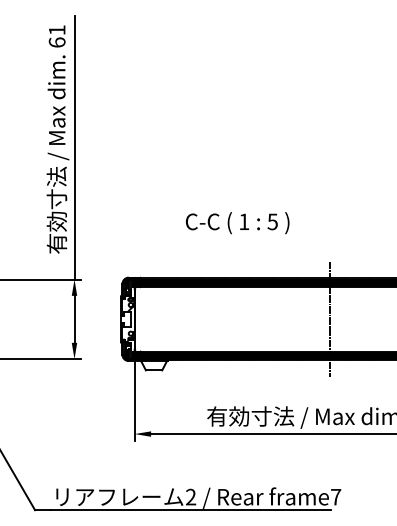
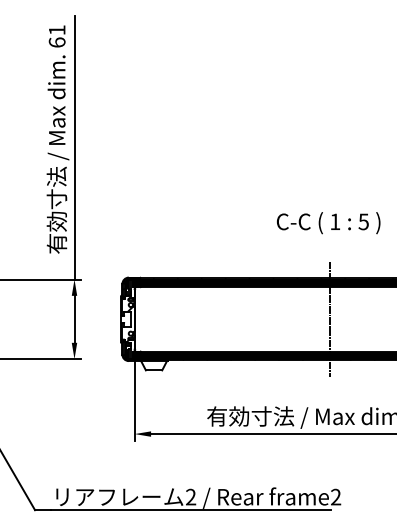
text position: (237, 223) -> (328, 223) (328, 223)
text: frame7 -> frame2 (336, 496)
